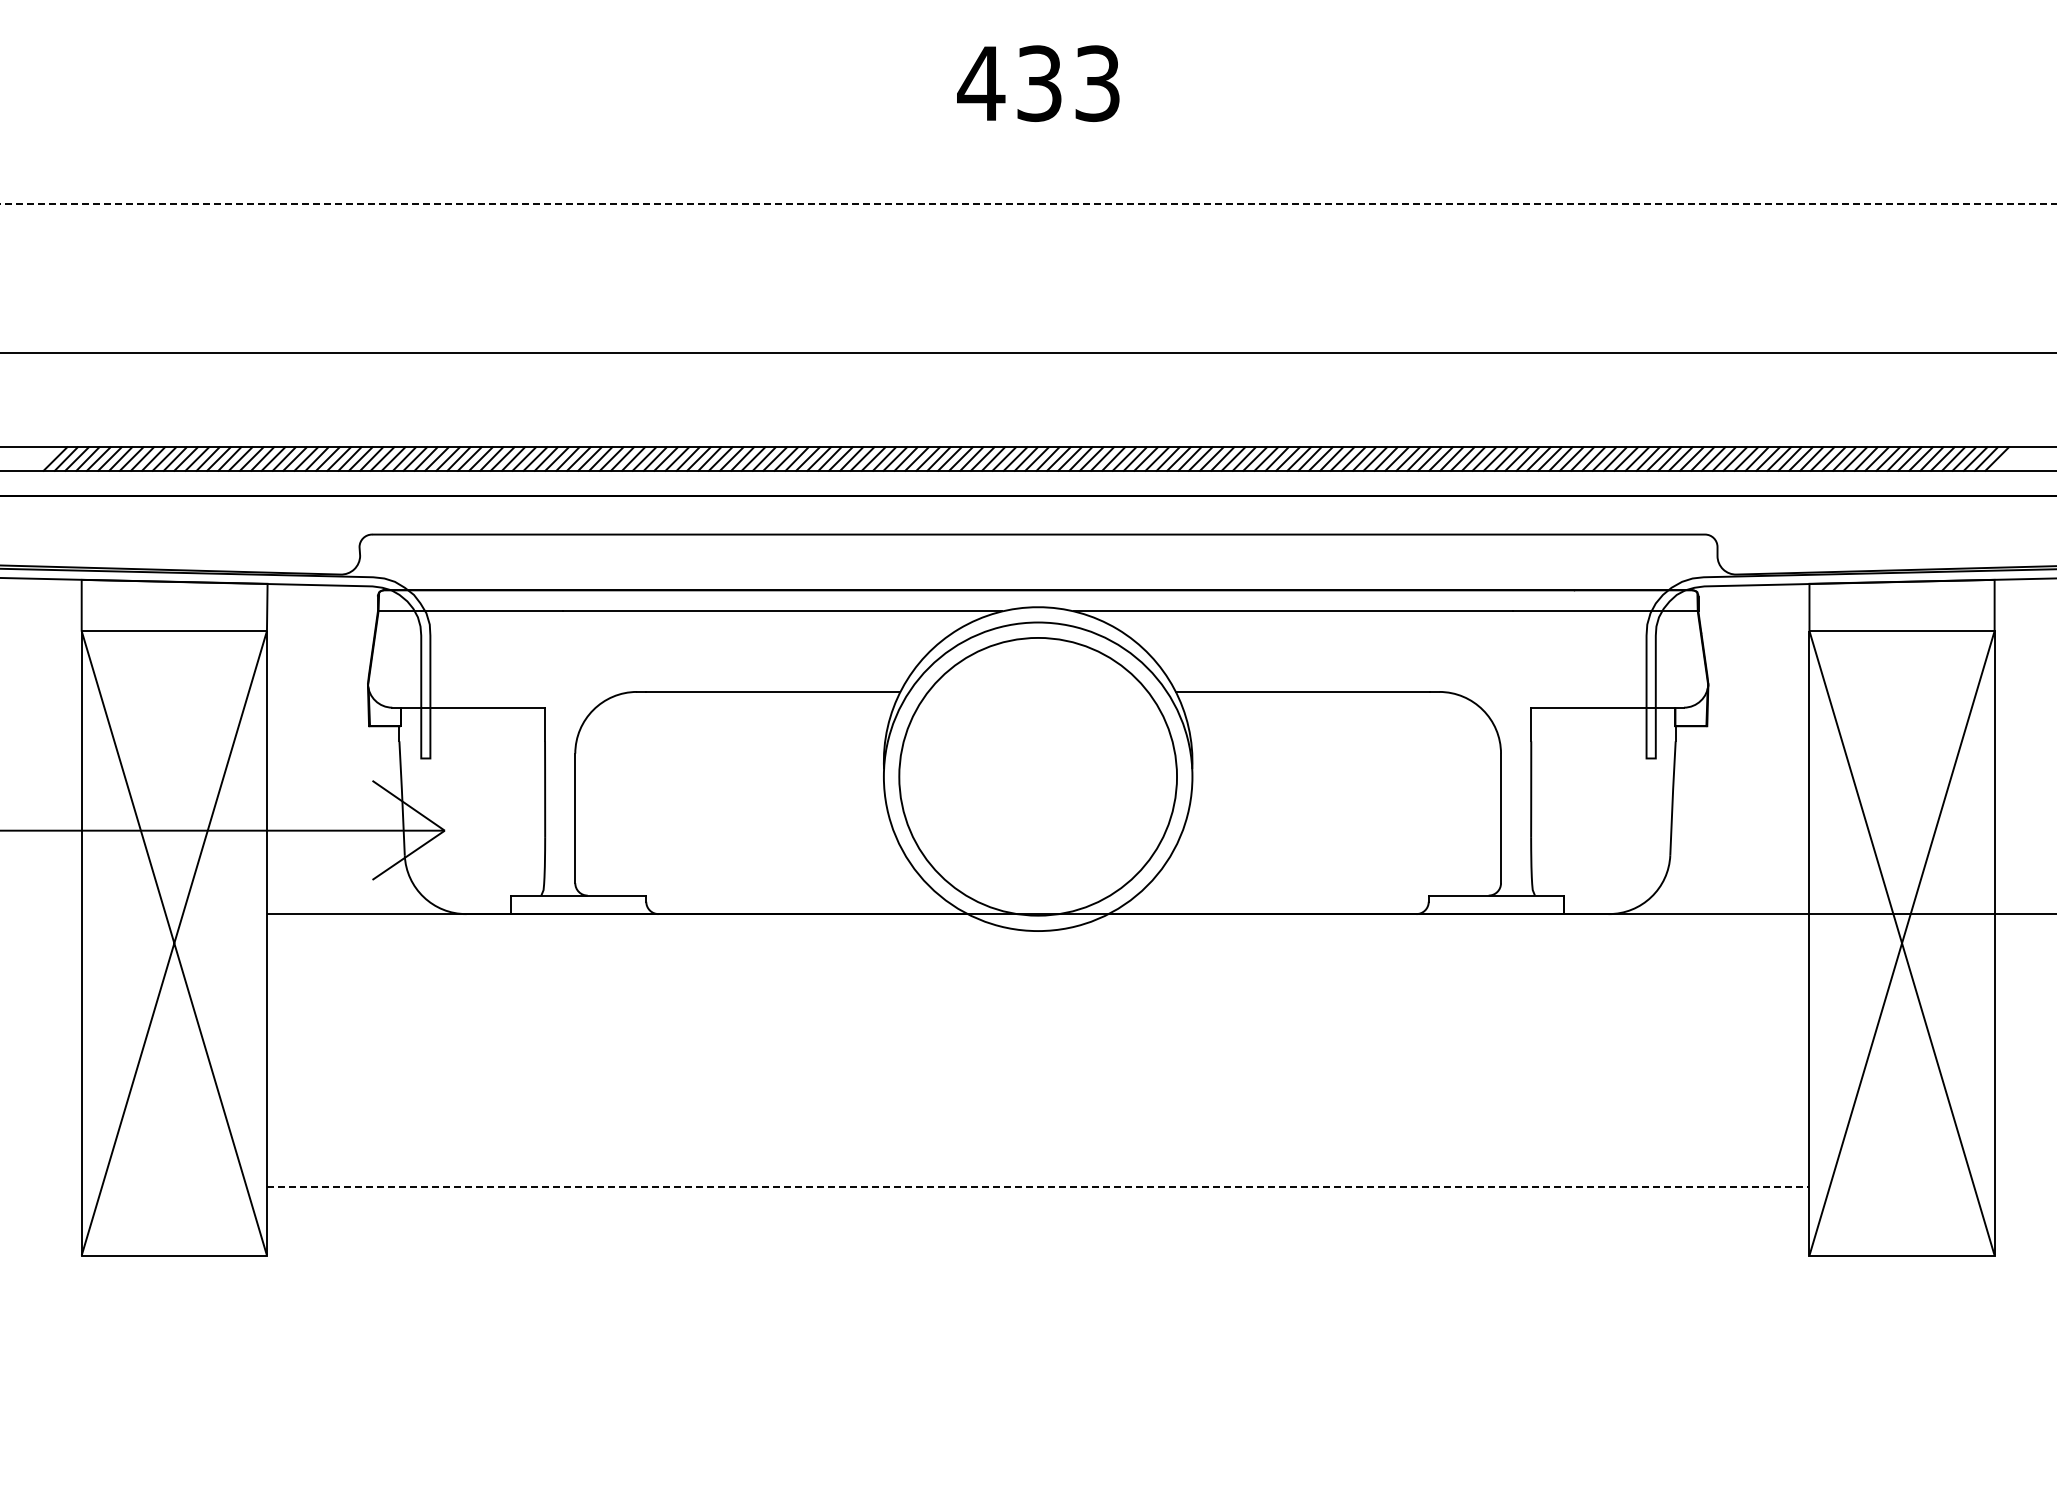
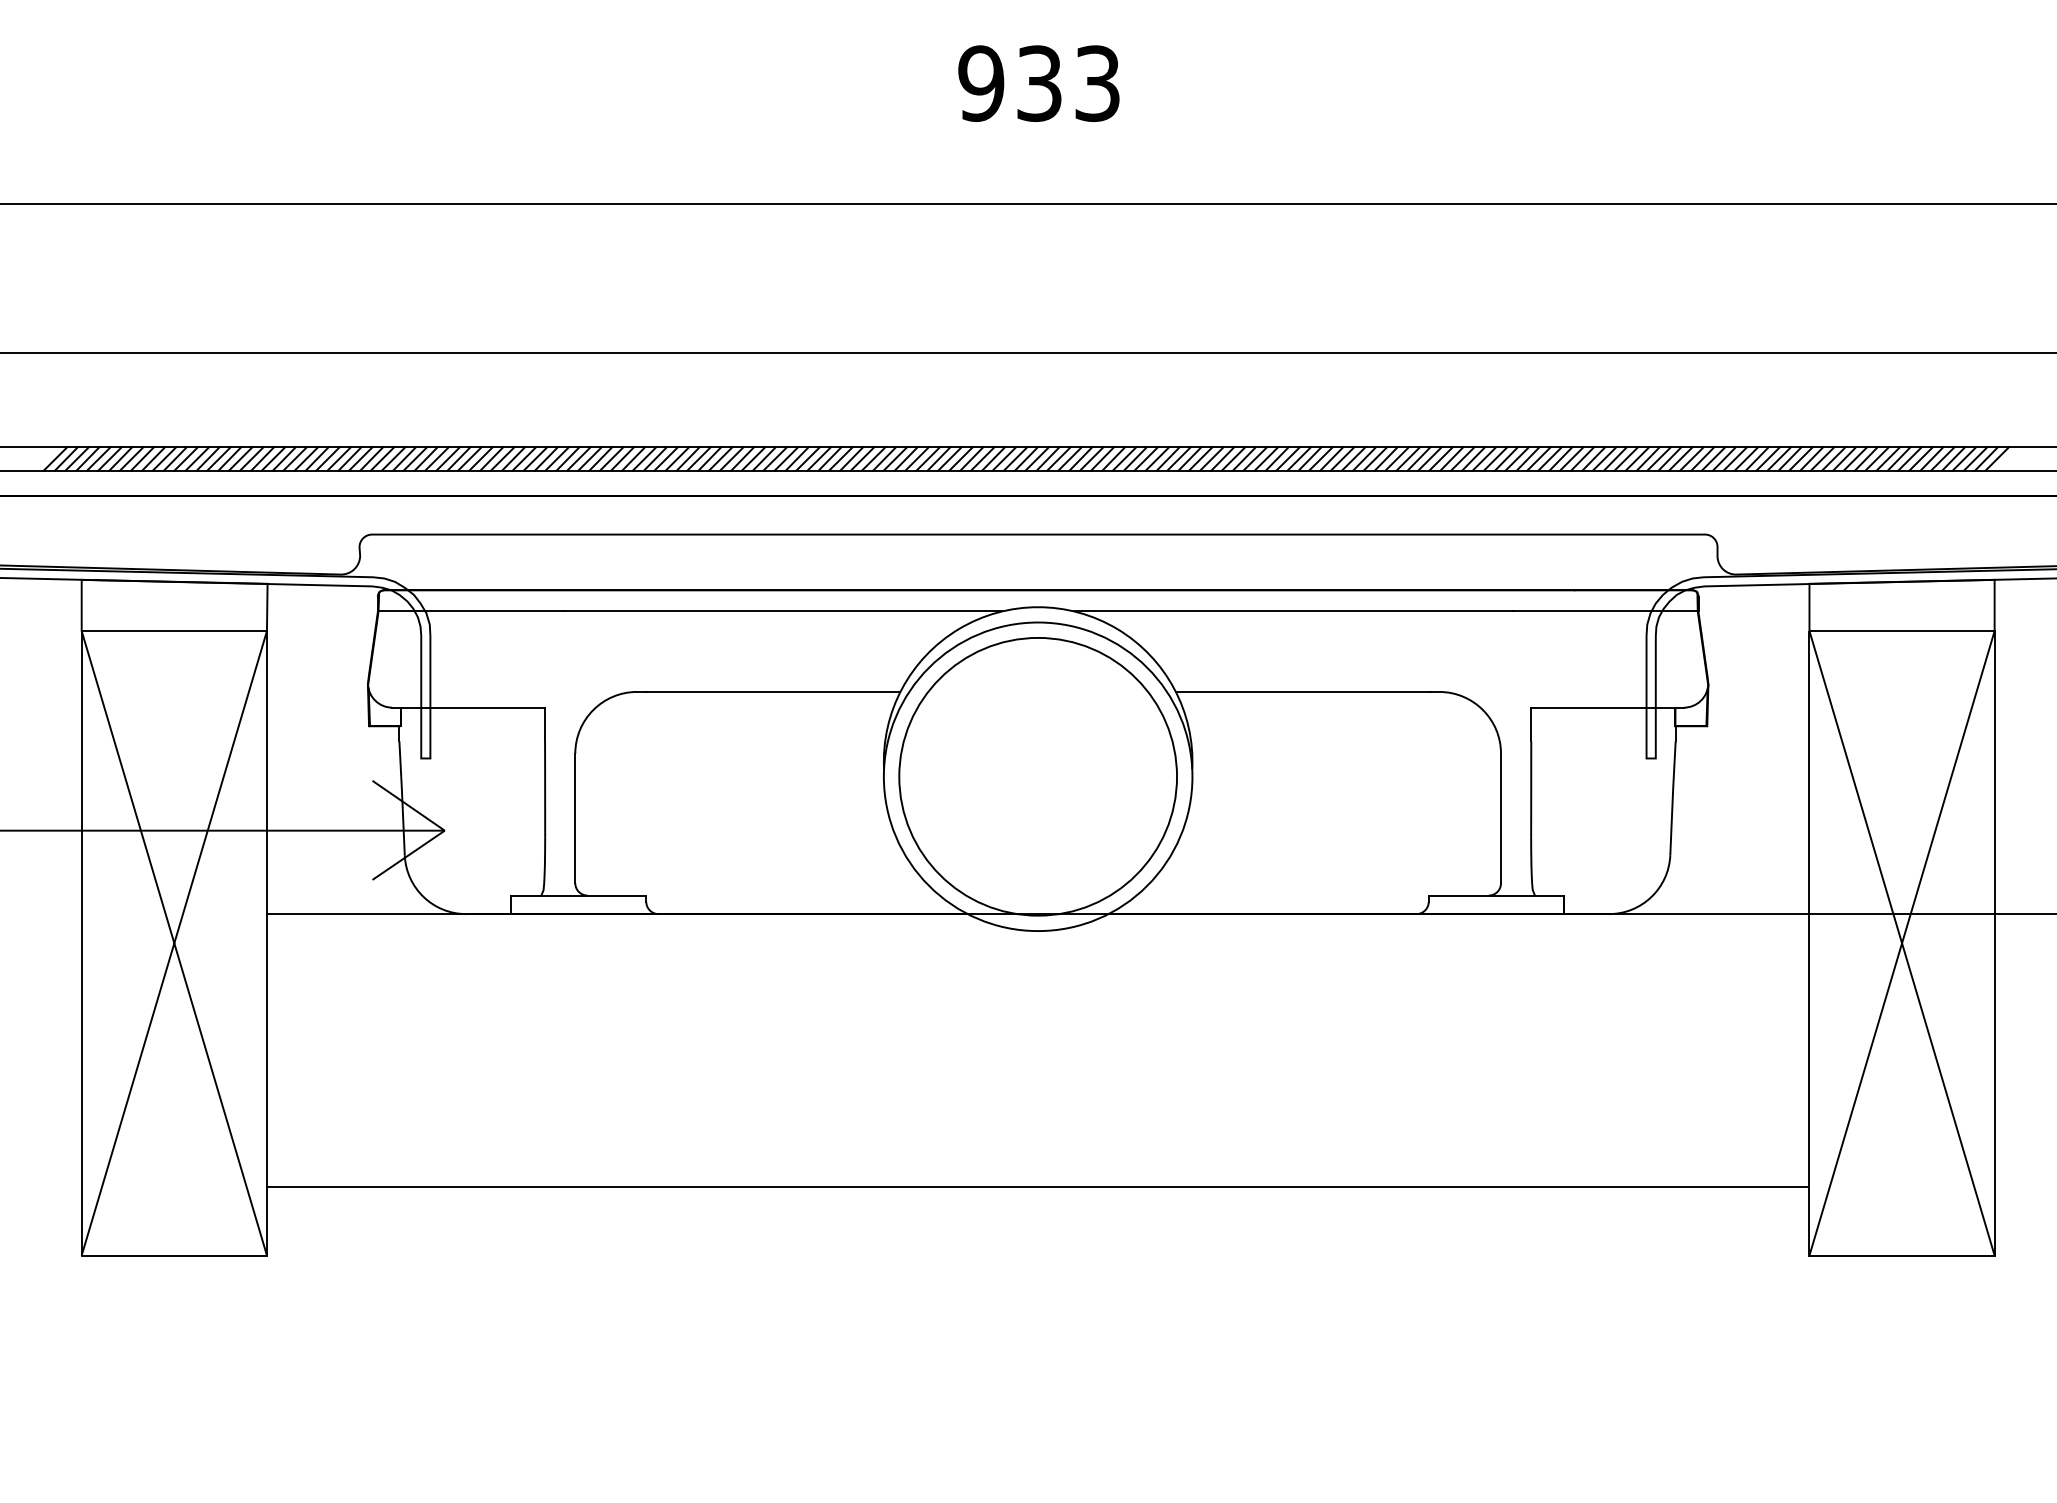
text: 433 -> 933 (981, 83)
line: dashed -> solid (1028, 203)
line: dashed -> solid (1038, 1186)
